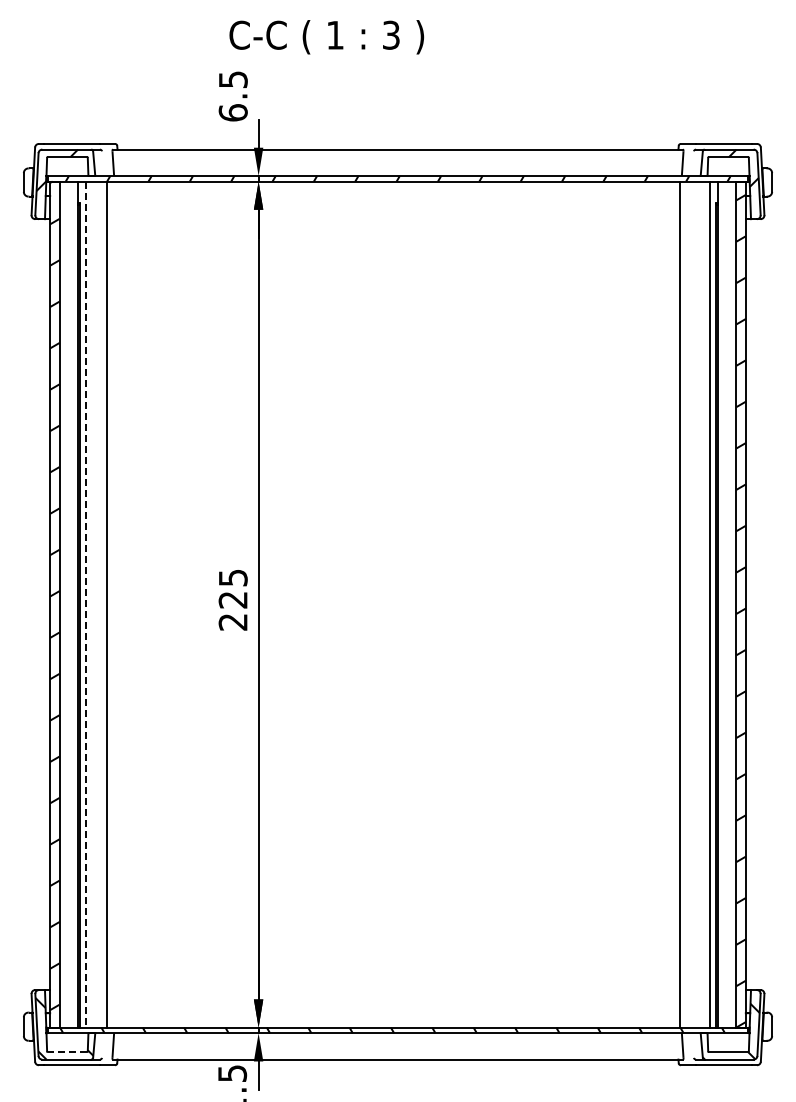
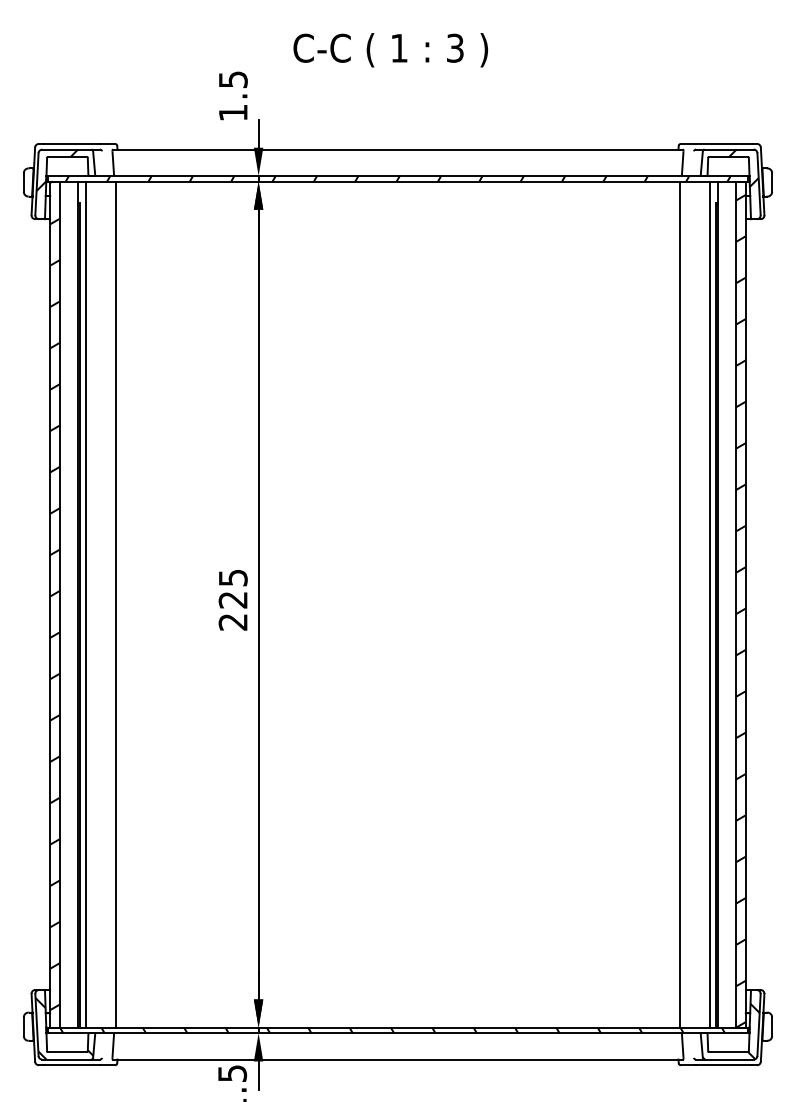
text position: (326, 37) -> (390, 50) (390, 50)
text: 6.5 -> 1.5 (232, 112)
line position: (106, 604) -> (115, 604) (115, 604)
line: dashed -> solid (85, 605)
line: dashed -> solid (67, 1052)
